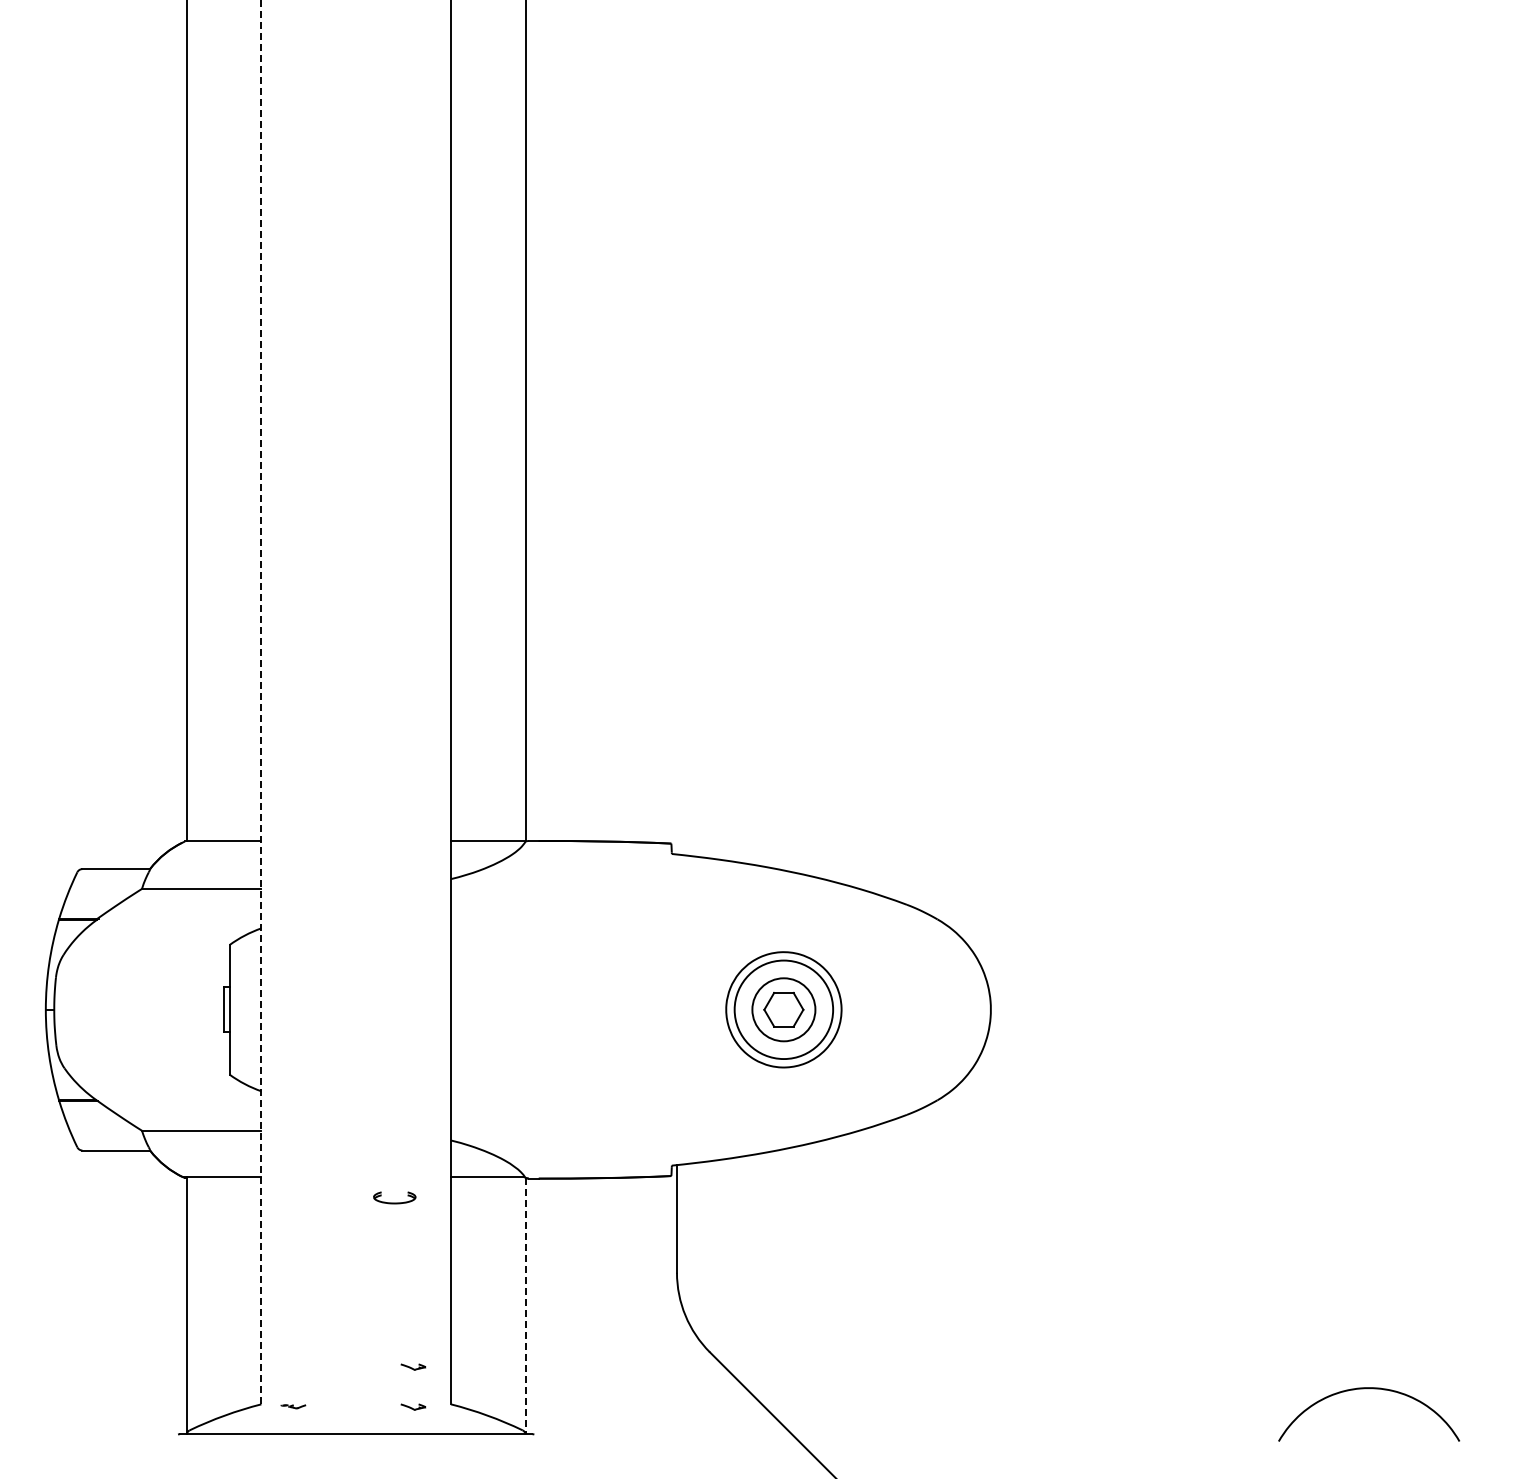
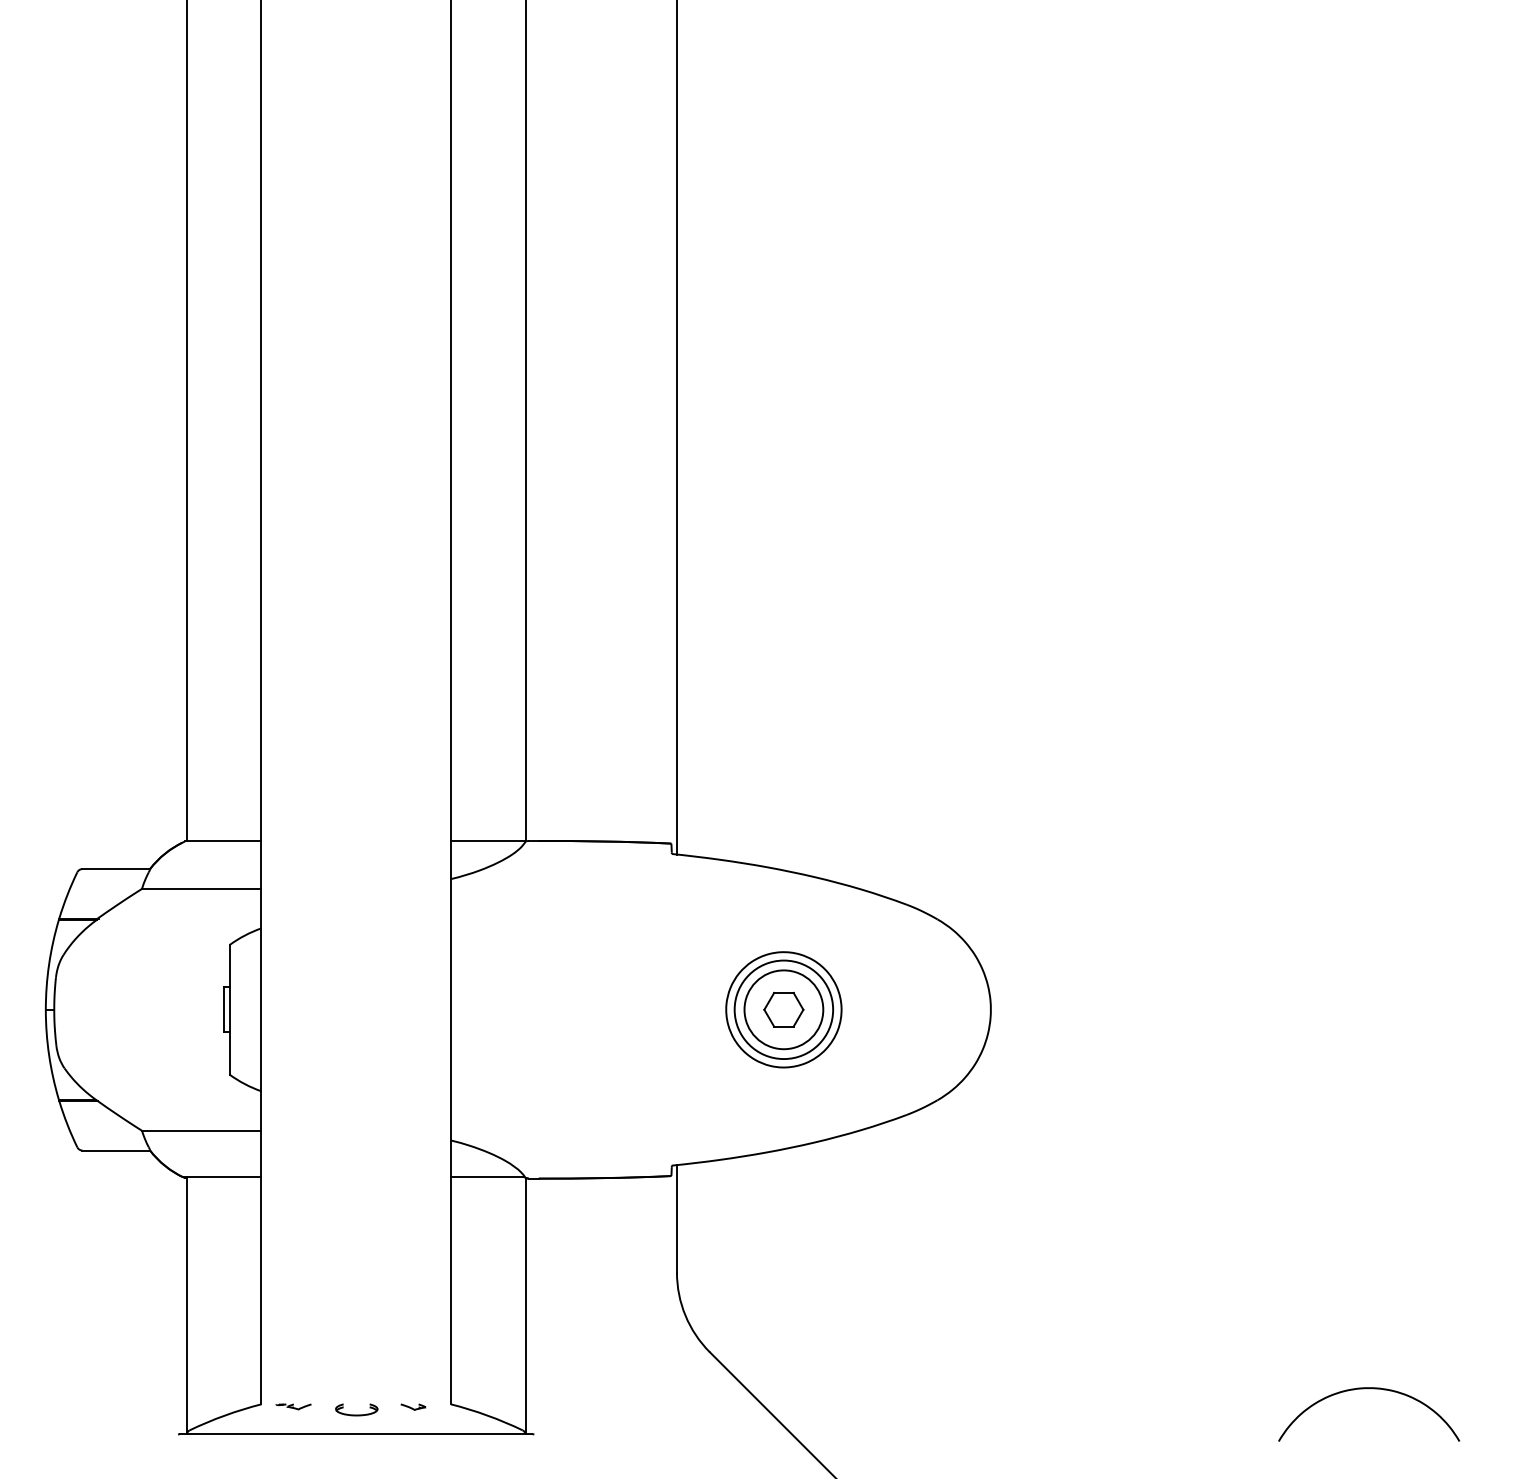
line: none -> present (676, 428)
line: dashed -> solid (261, 702)
circle diameter: 63 px -> 79 px (783, 1009)
part position: (394, 1197) -> (356, 1409) (356, 1409)
line: dashed -> solid (525, 1306)
part: present -> none (413, 1366)
part size: 27x6 px -> 37x8 px (293, 1406)
